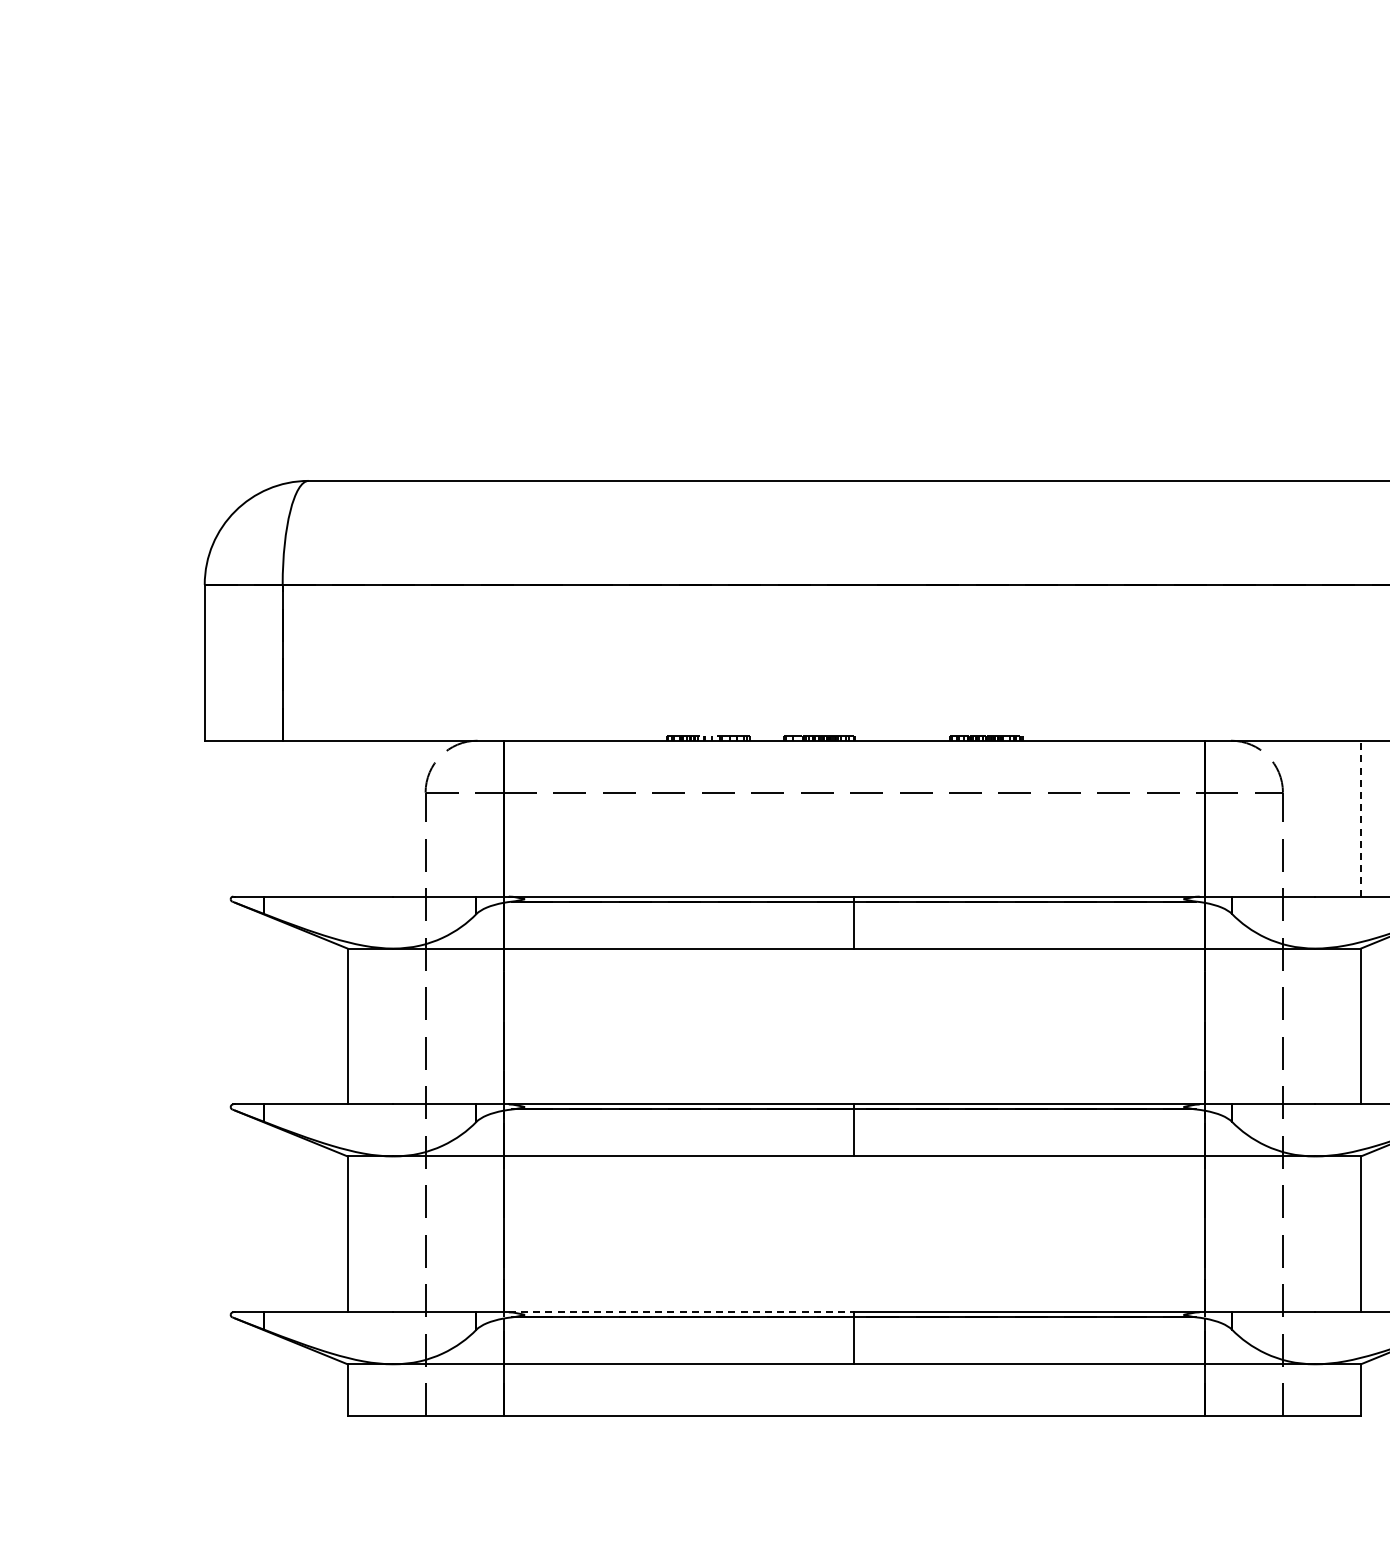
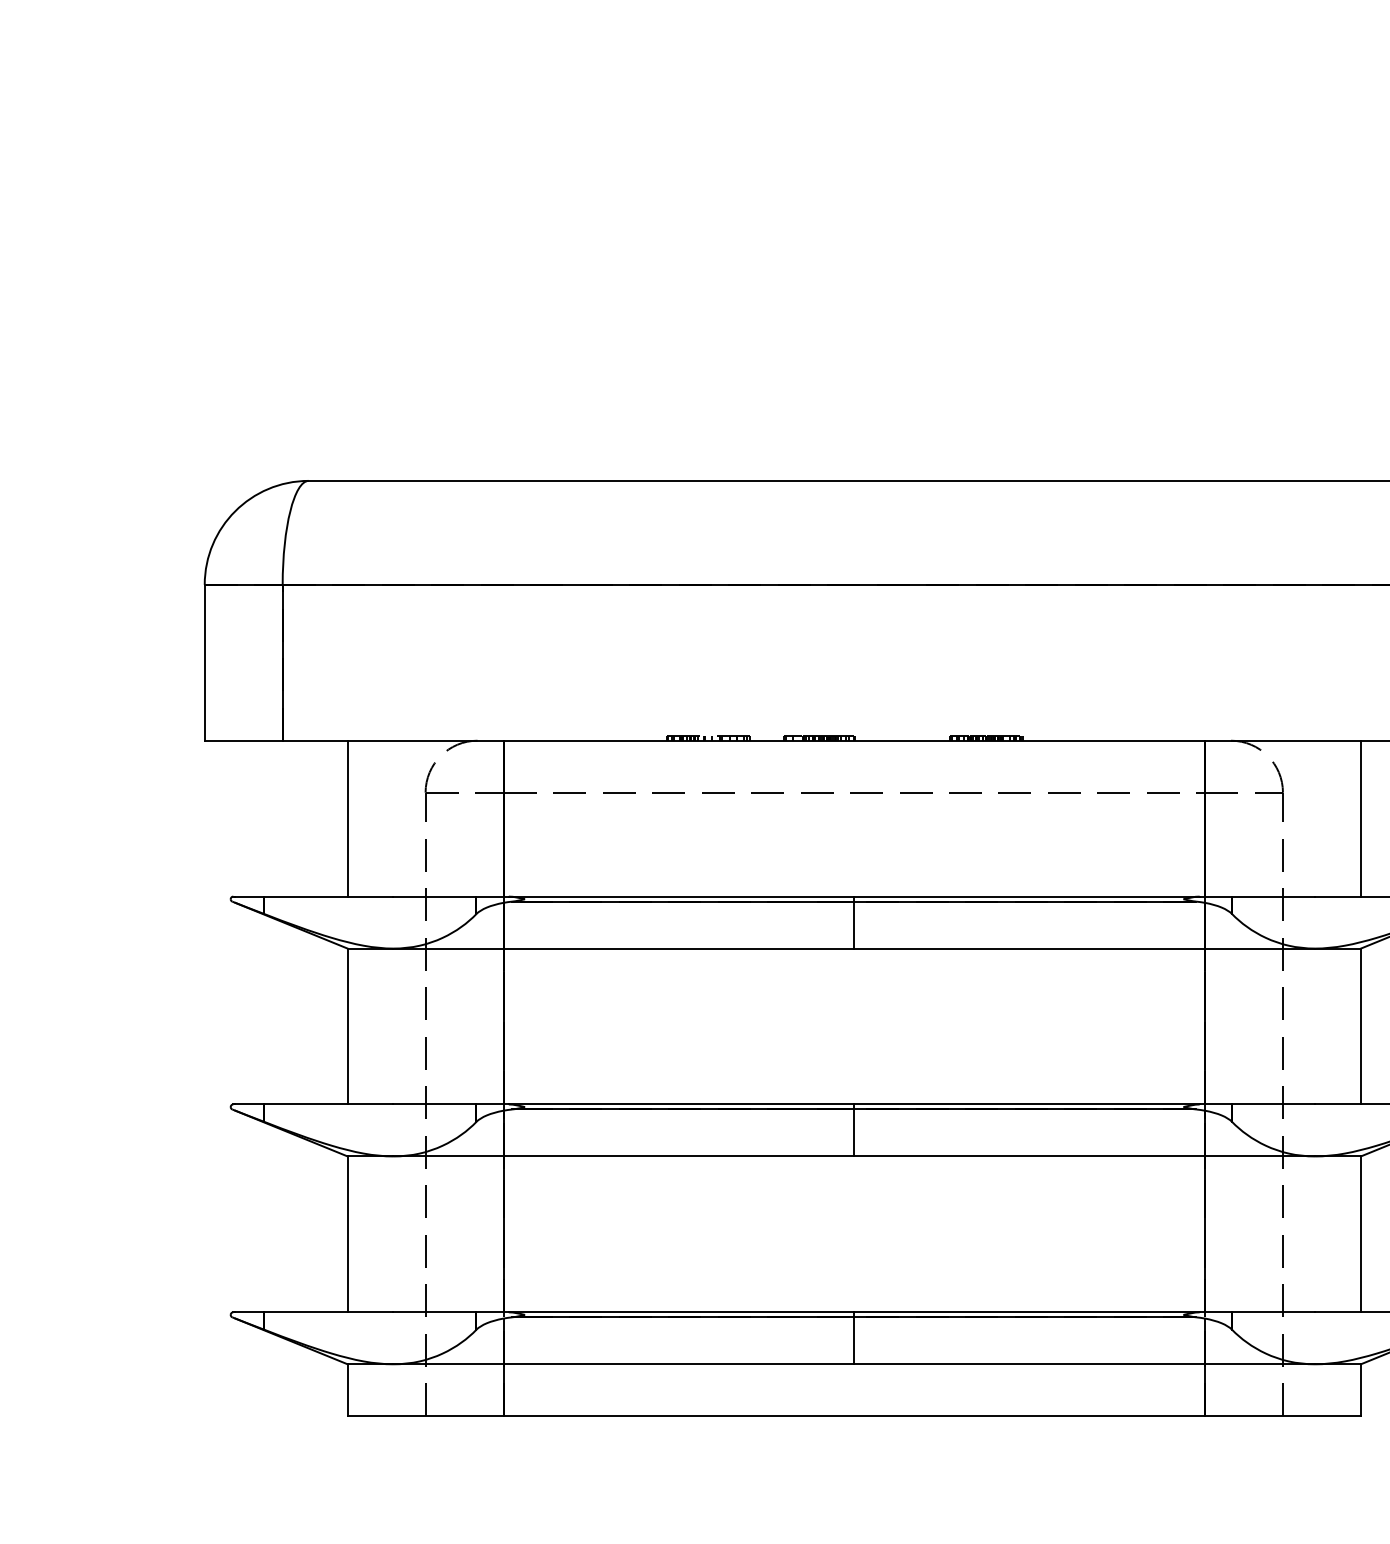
line: none -> present (347, 818)
line: dashed -> solid (1360, 818)
line: dashed -> solid (681, 1312)
